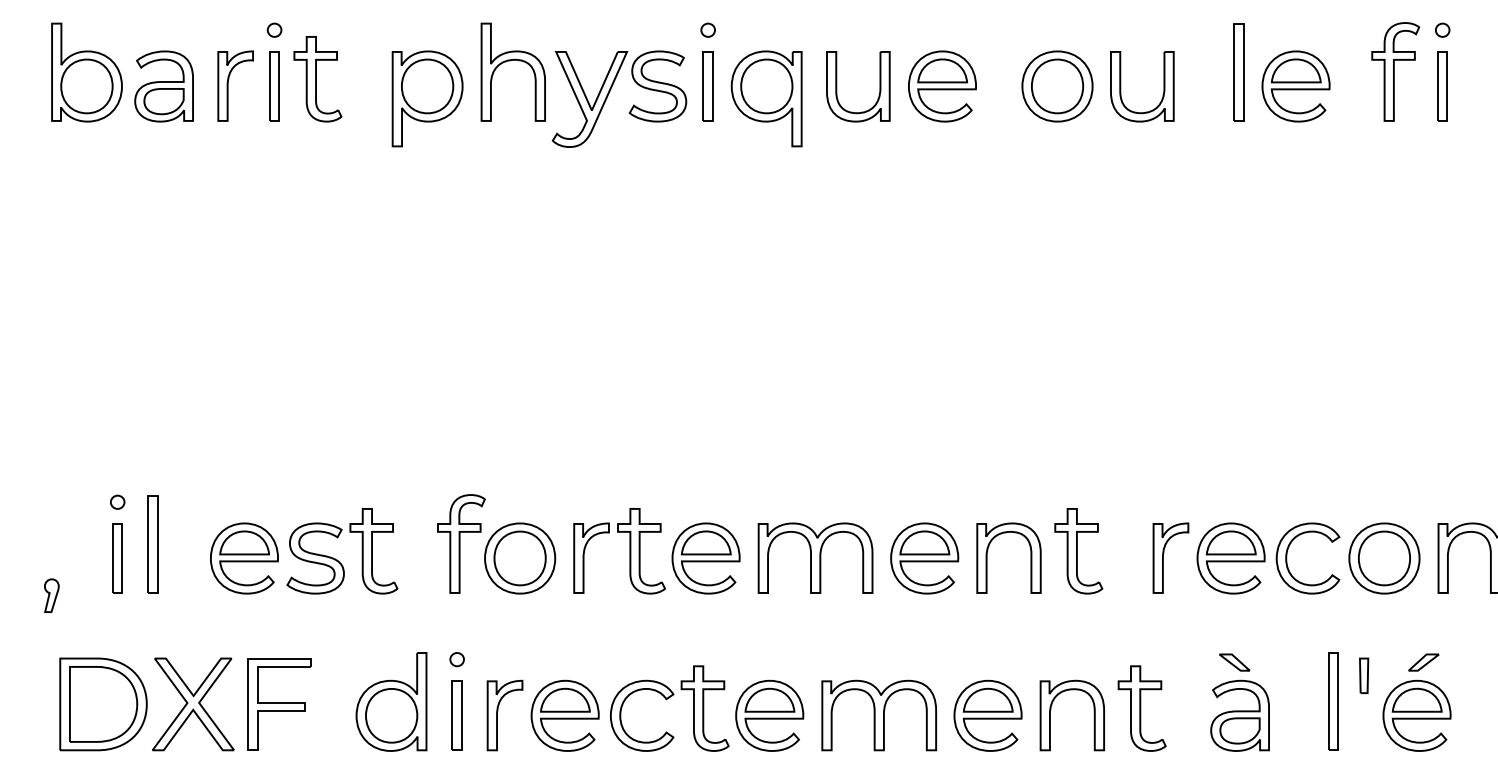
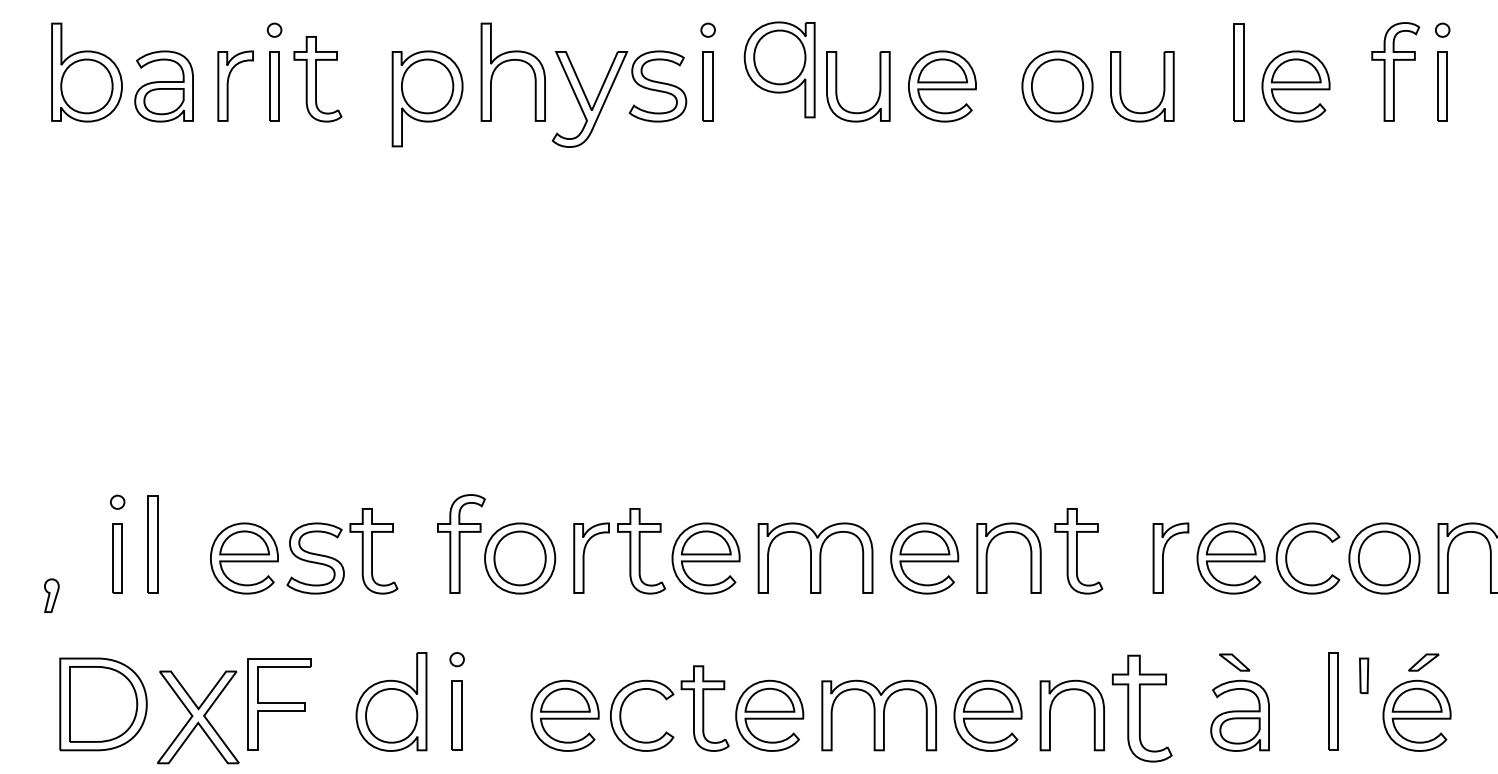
part position: (766, 98) -> (779, 69) (779, 69)
part position: (193, 704) -> (198, 717) (198, 717)
part size: 50x87 px -> 61x109 px (1142, 708)
part: present -> none (497, 715)
